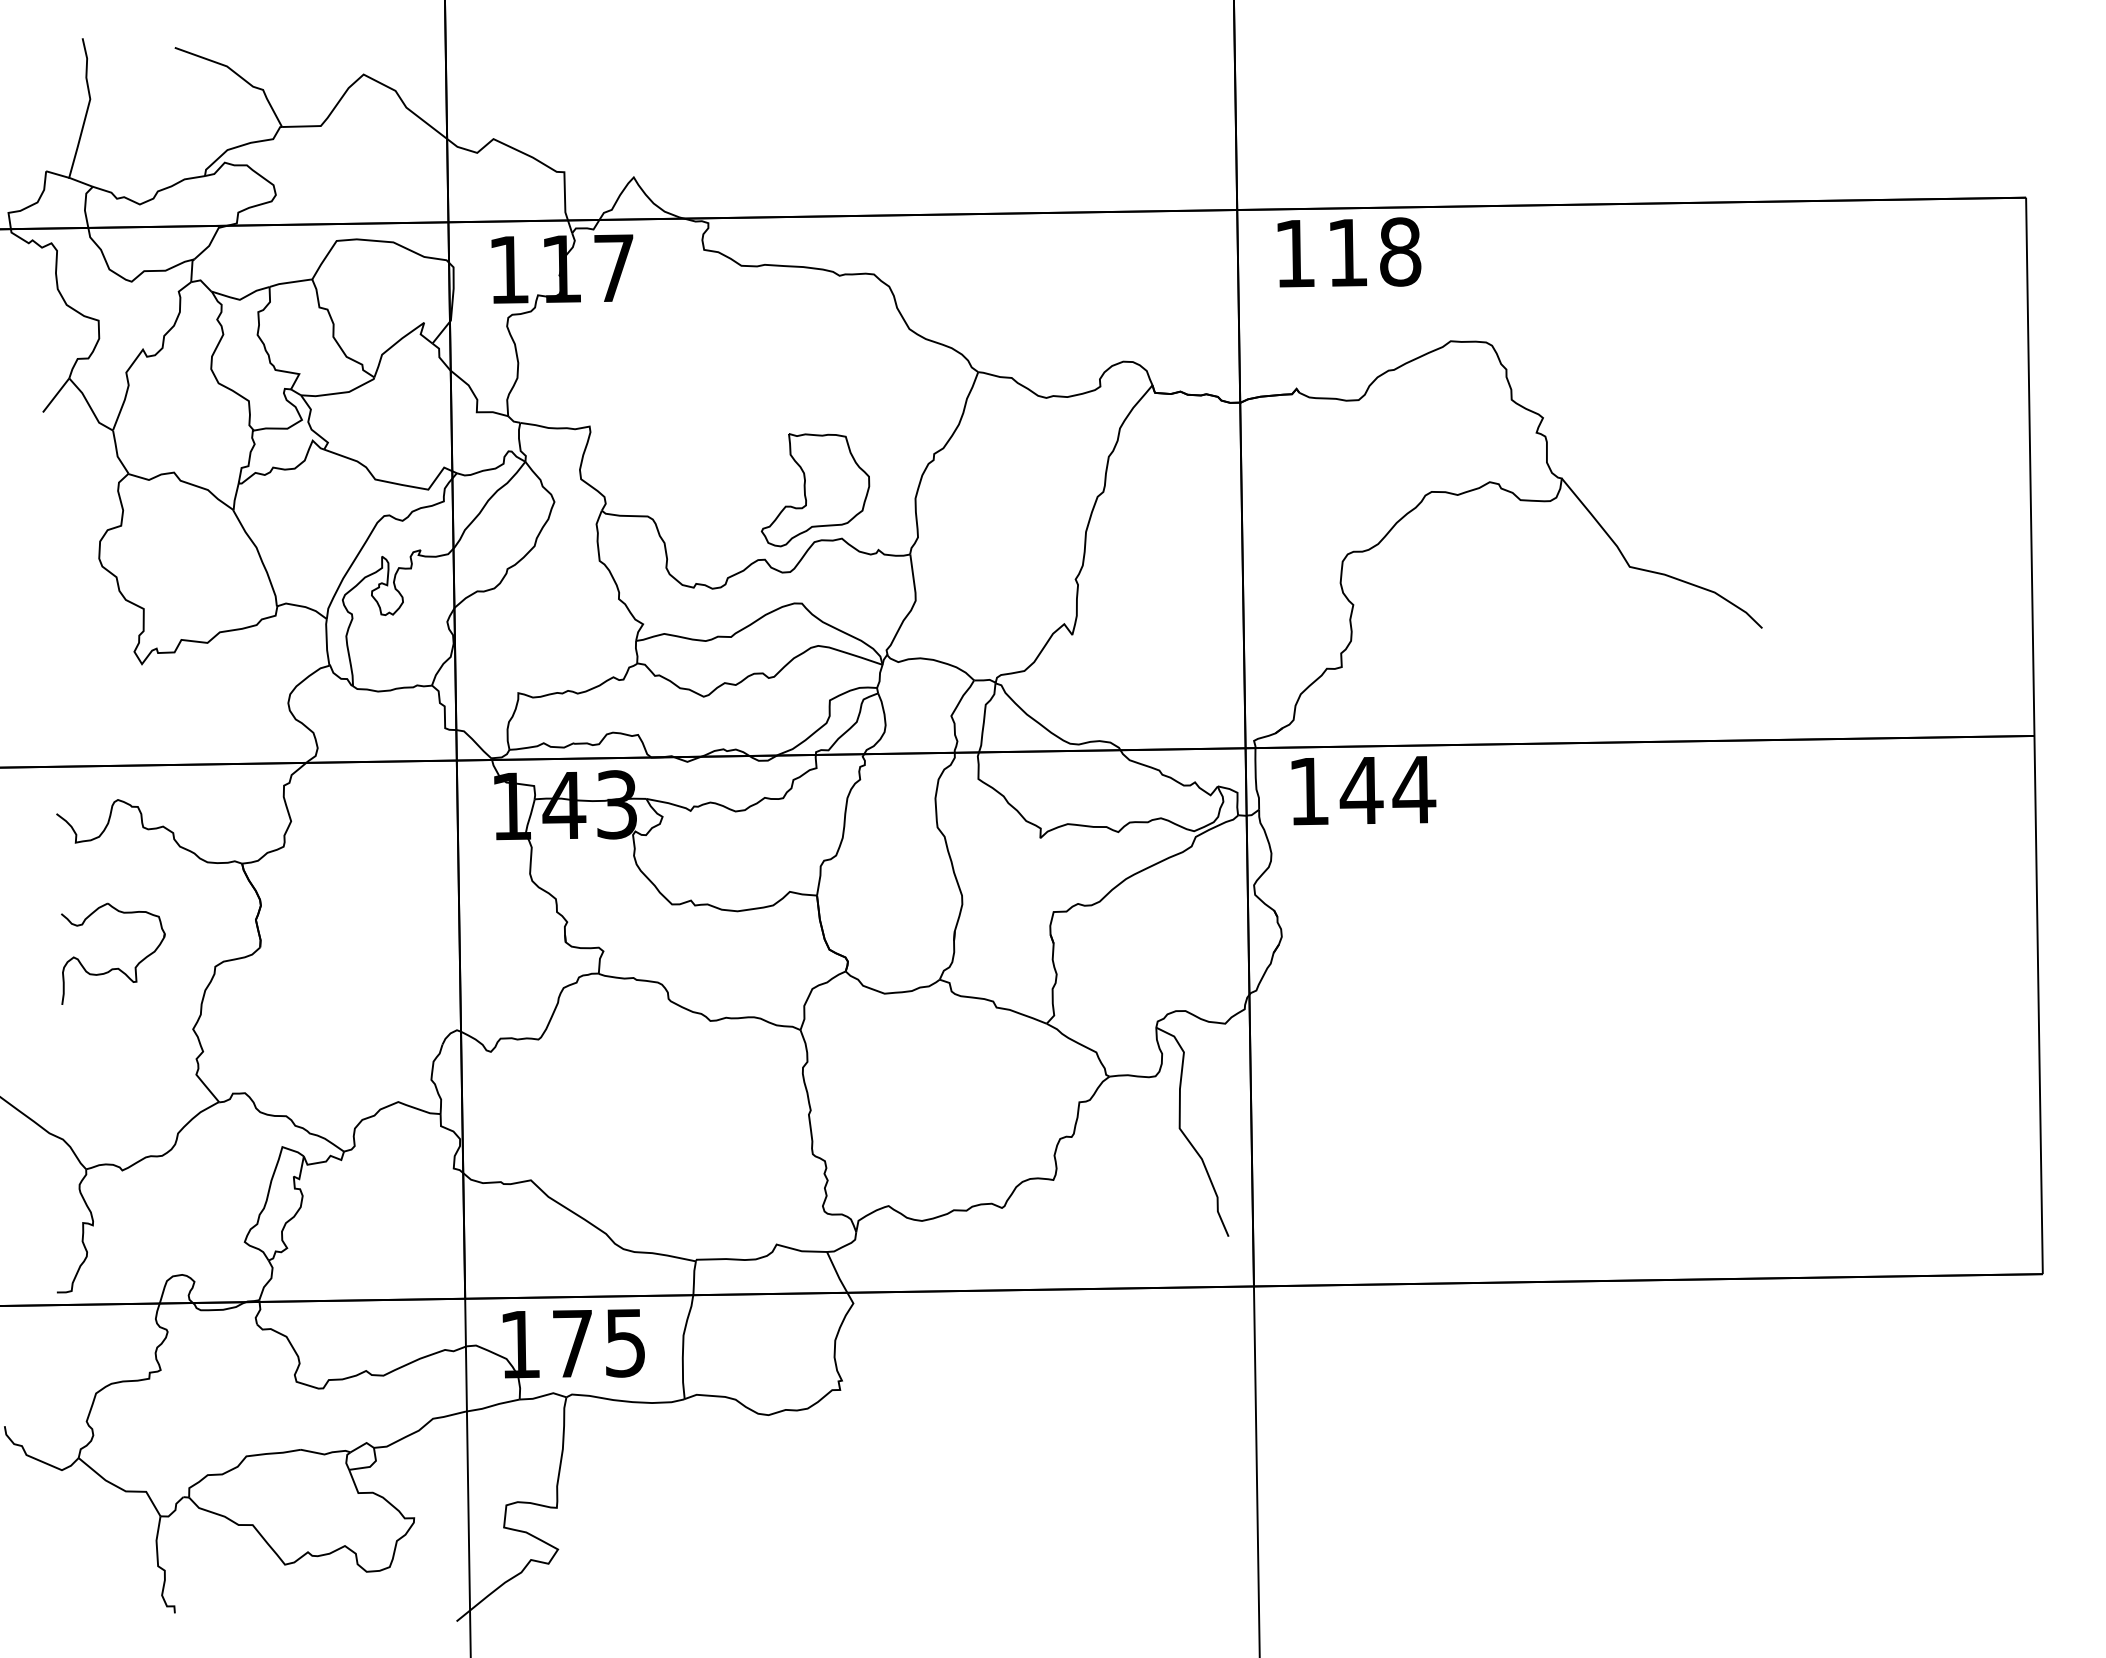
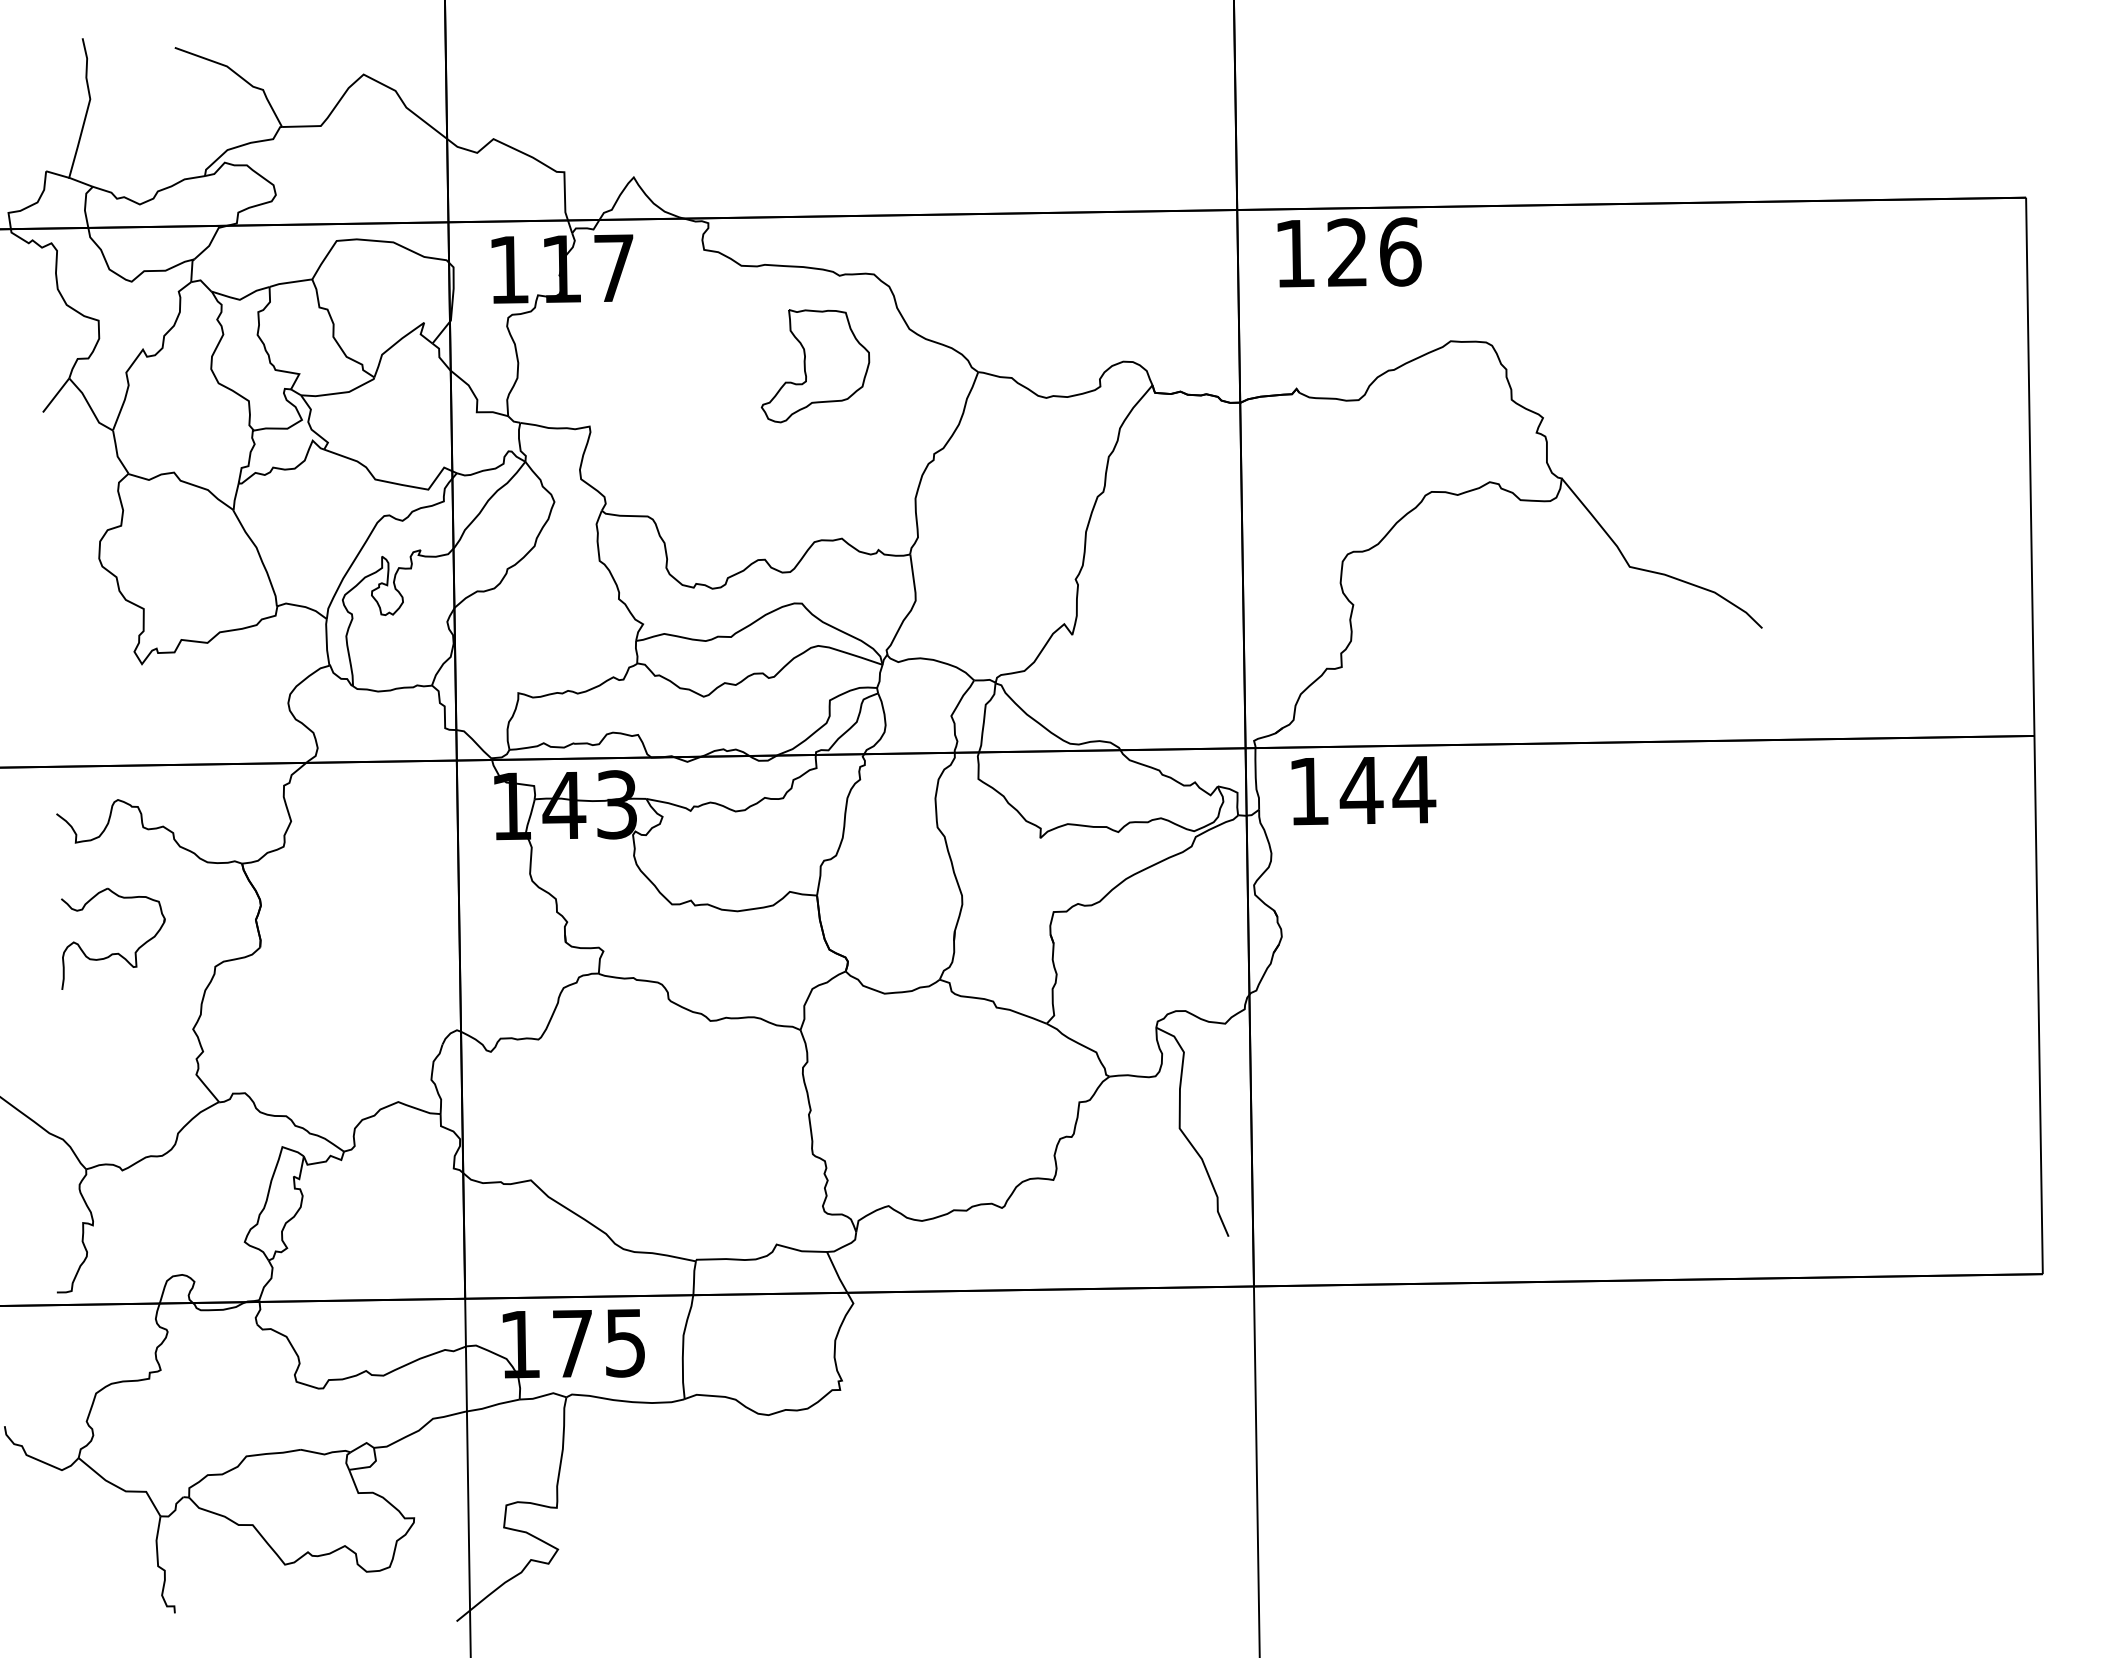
text: 118 -> 126 (1374, 251)
part position: (815, 490) -> (815, 366) (815, 366)
part position: (118, 967) -> (118, 952) (118, 952)
